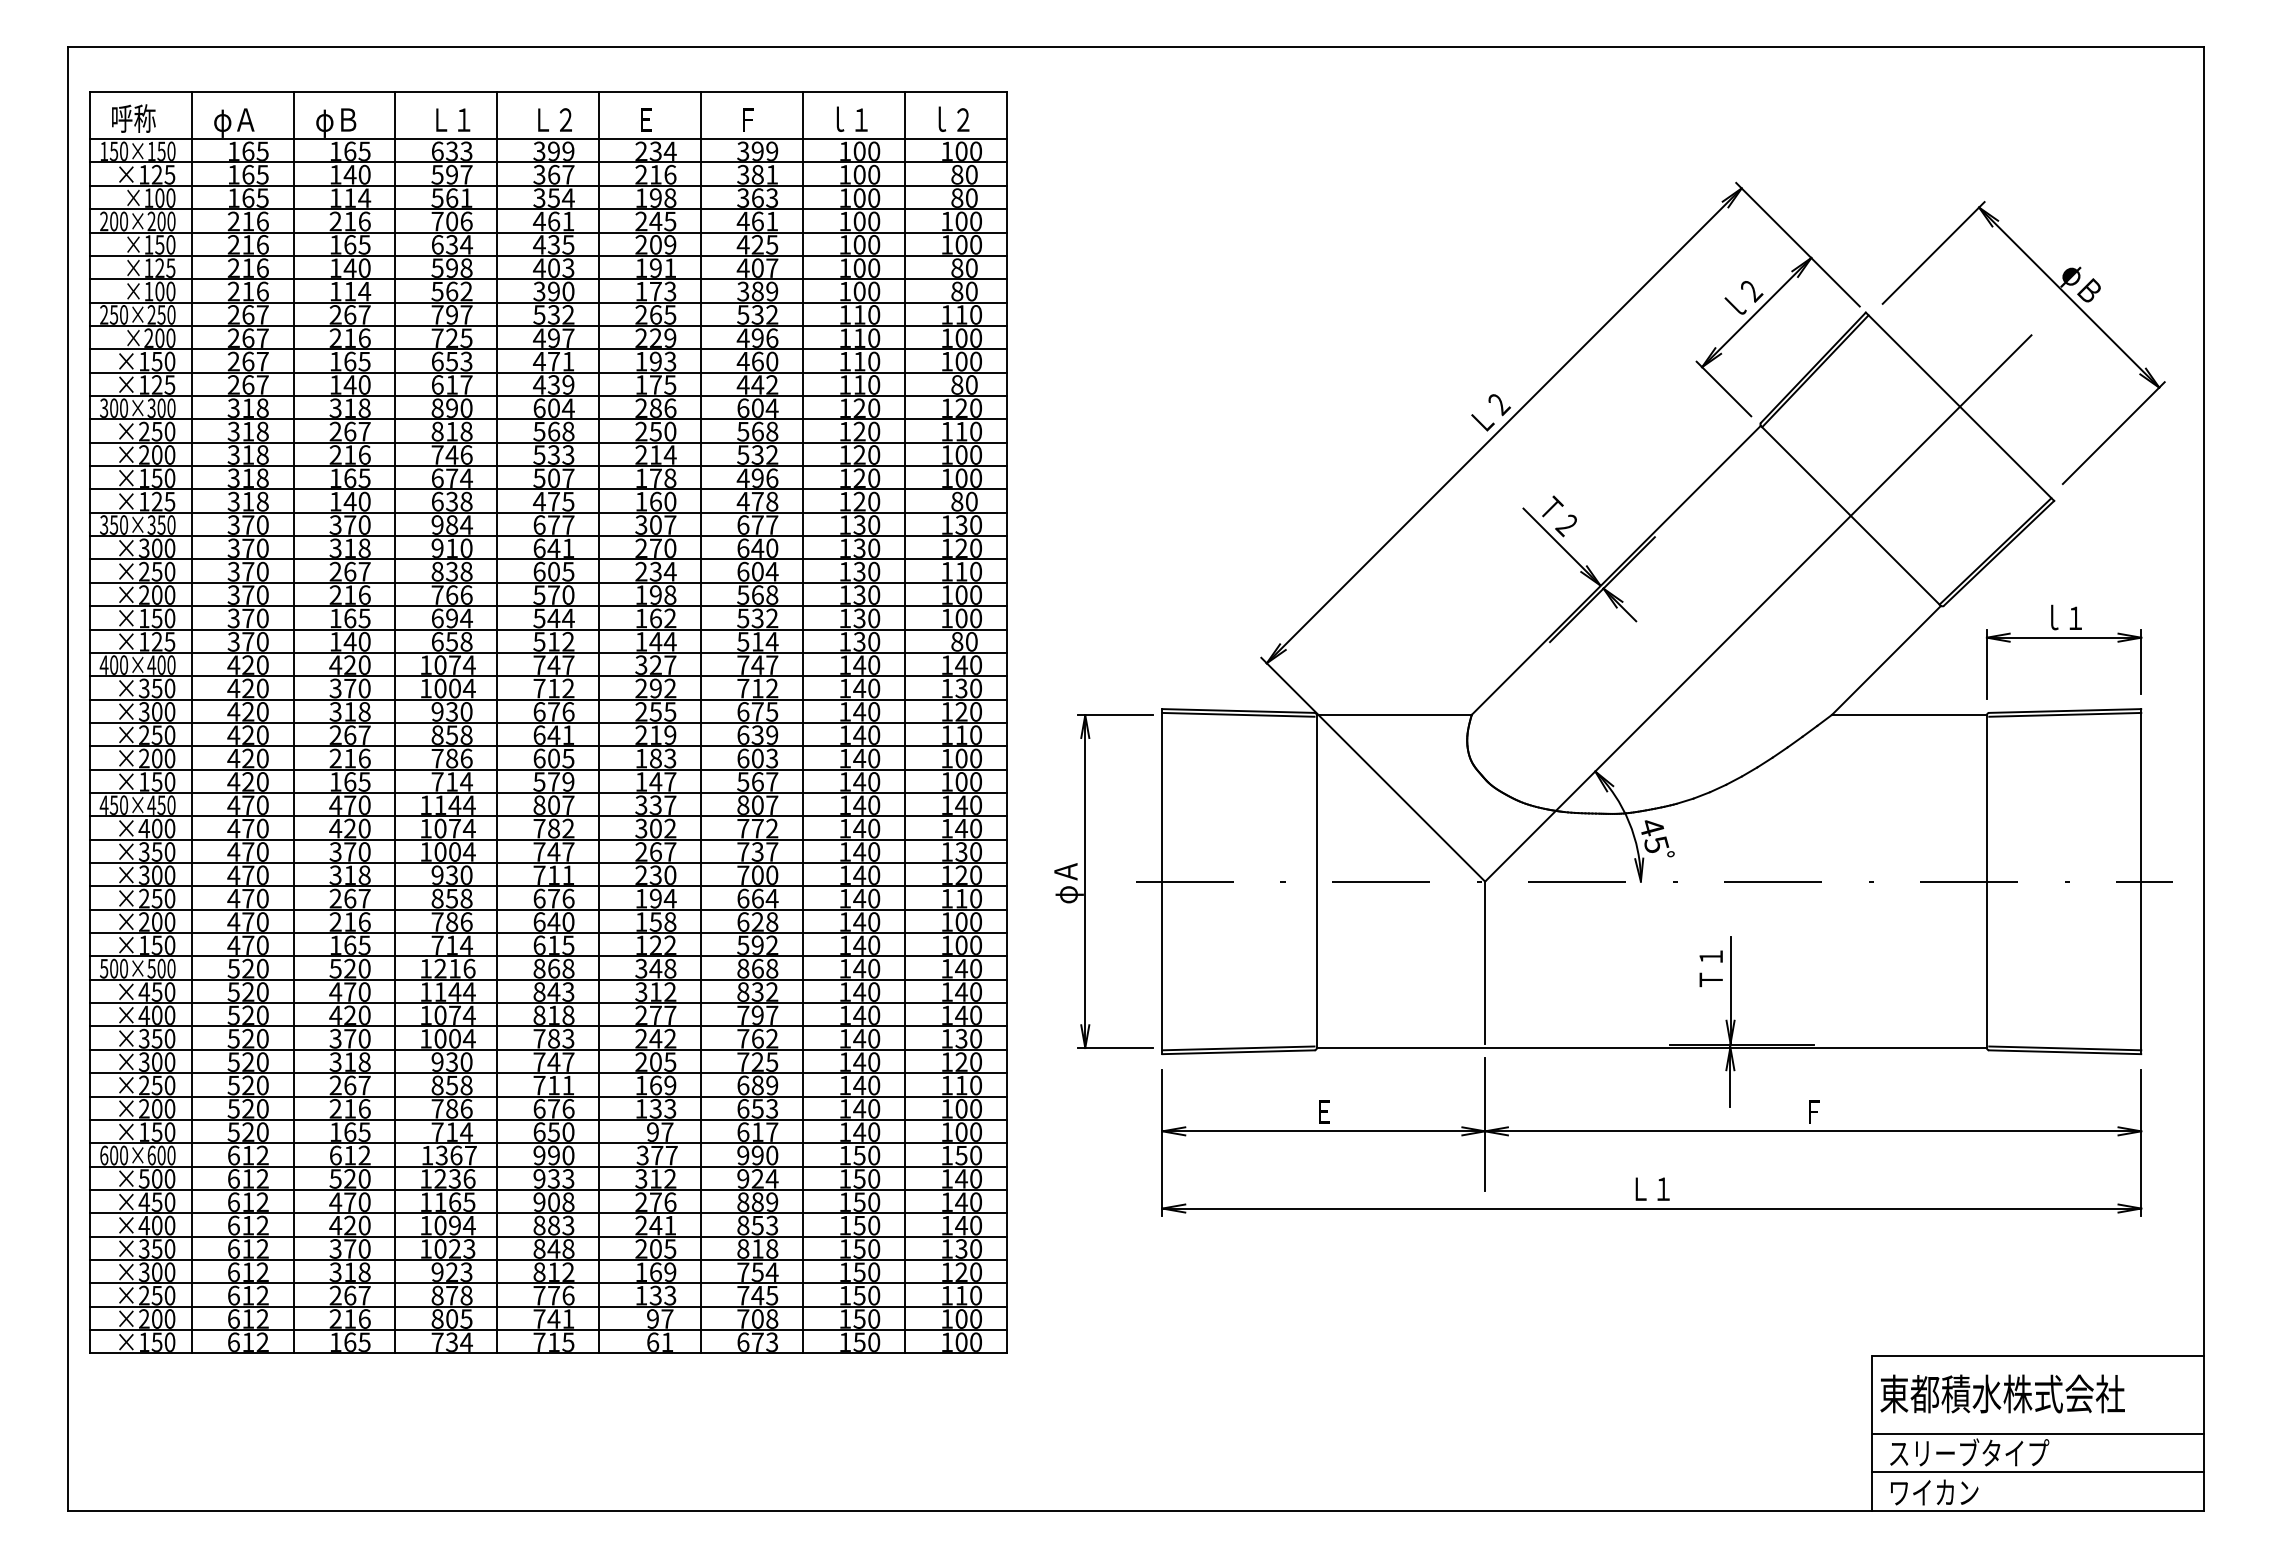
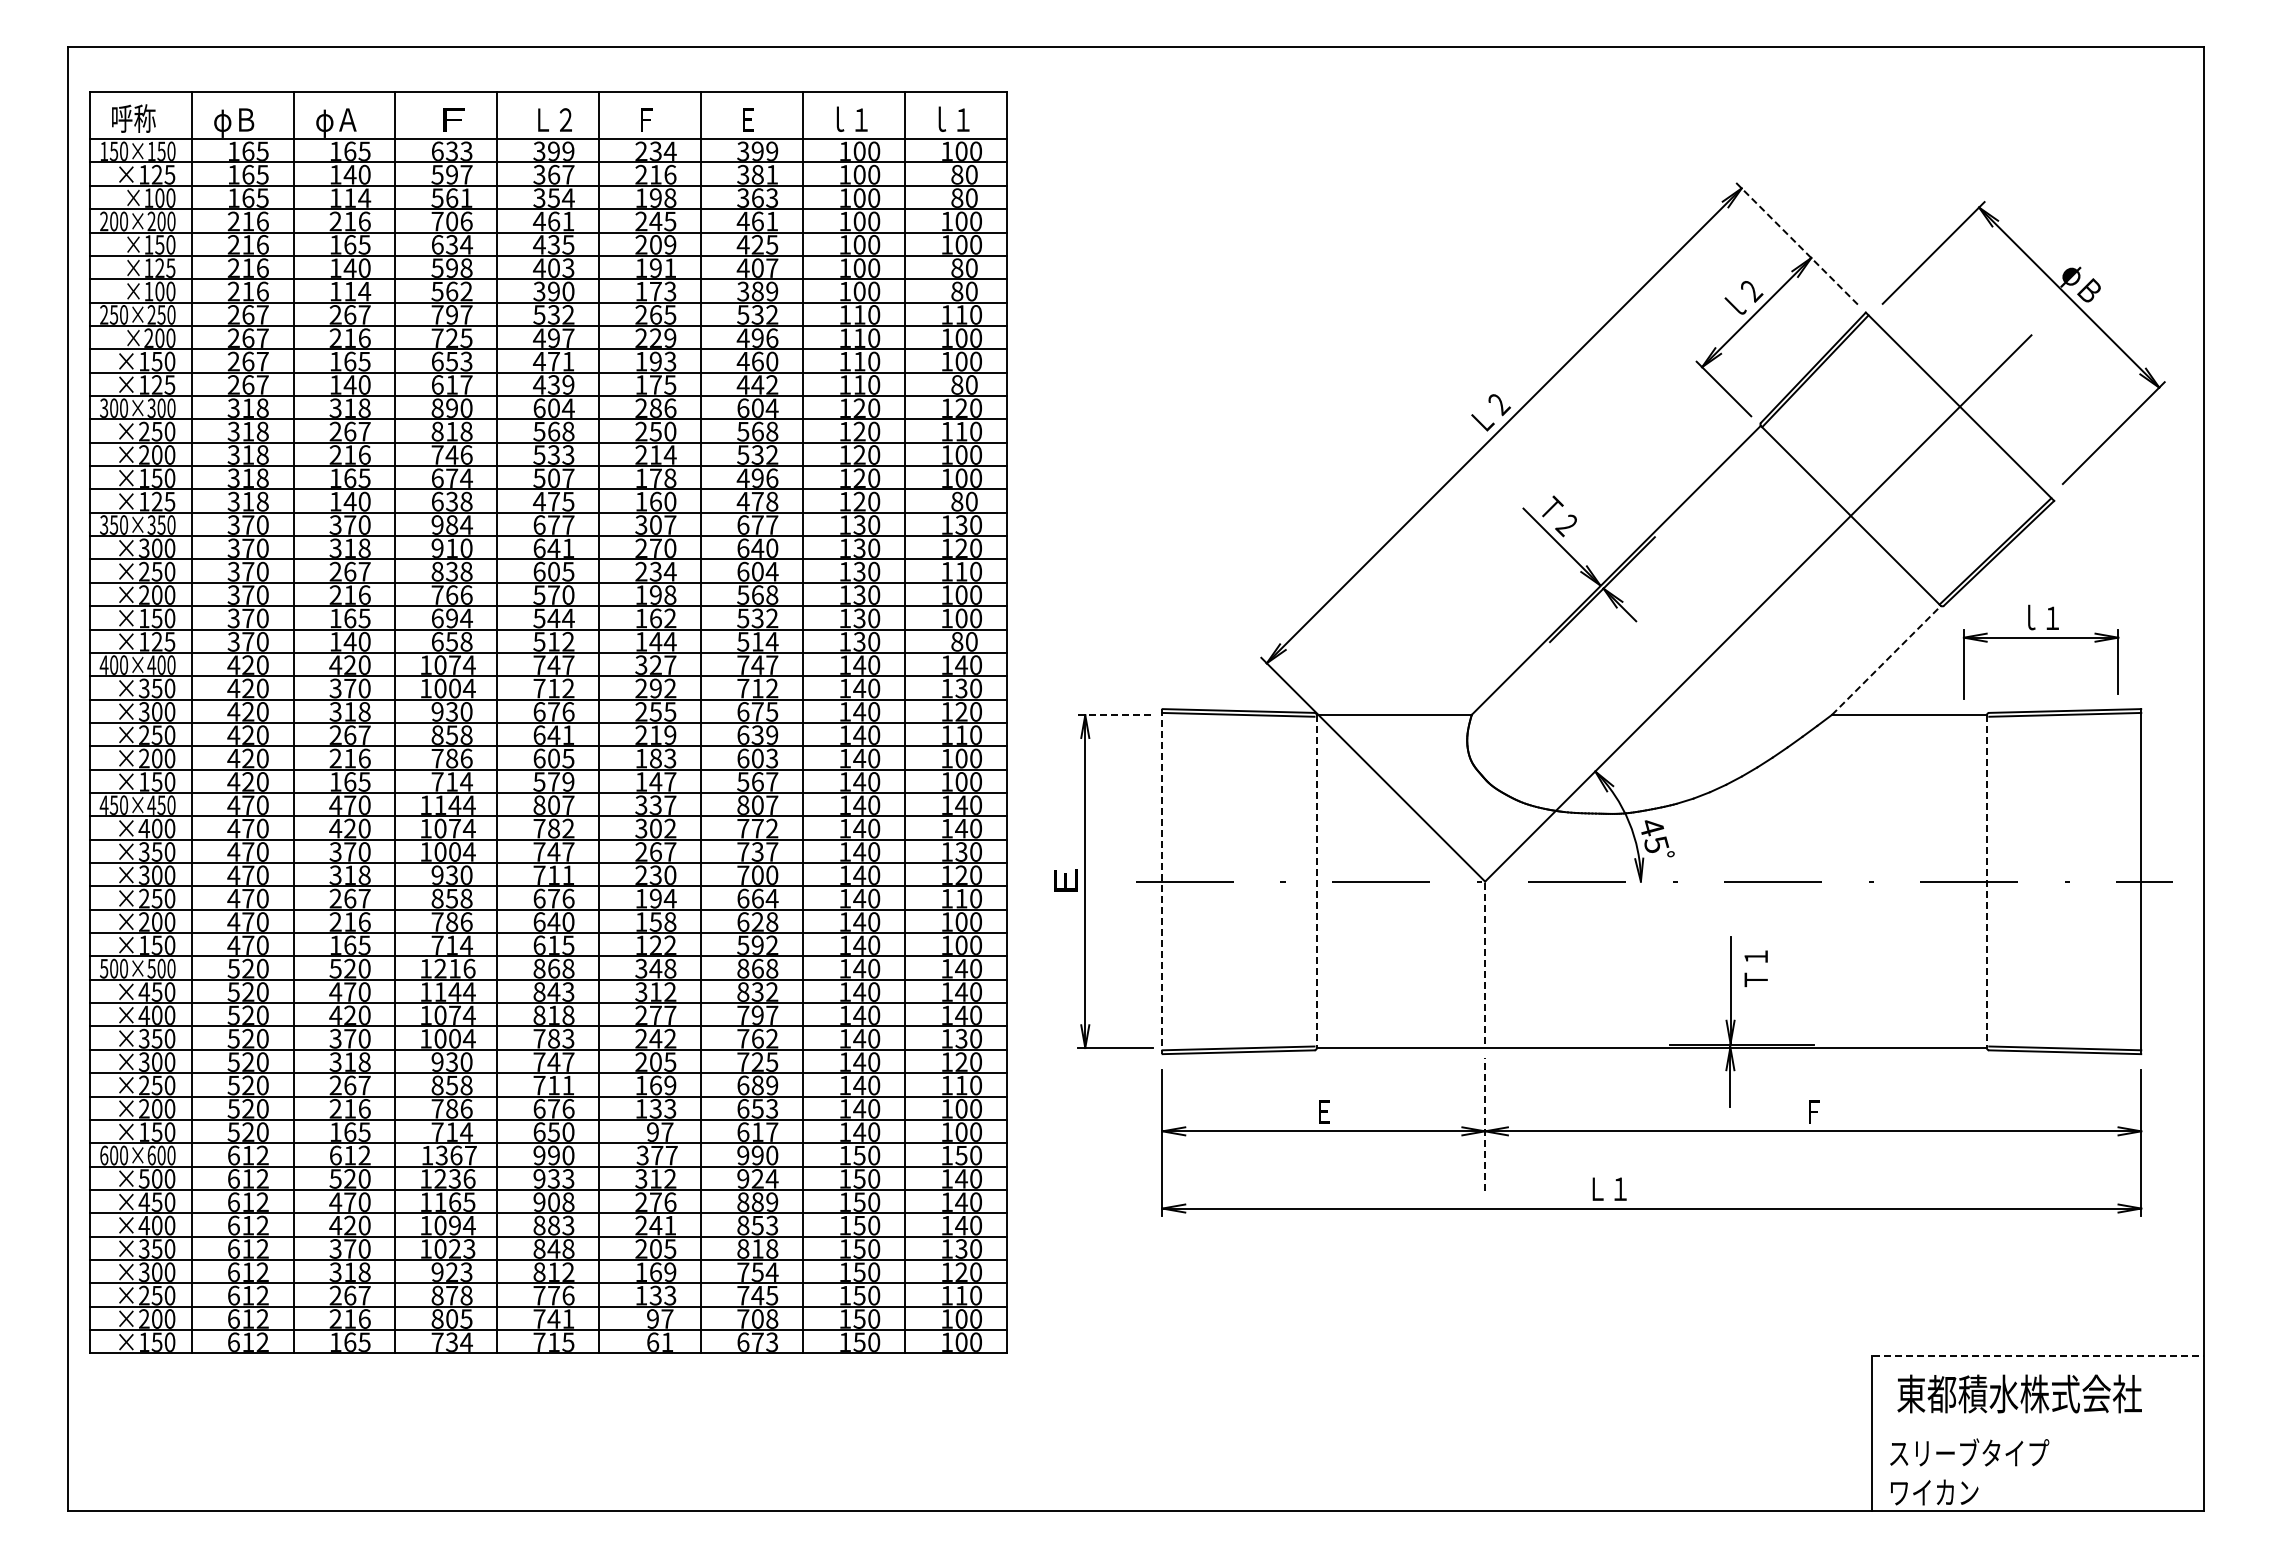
text: ｌ２ -> ｌ１ (962, 118)
text: φＡ -> φＢ (245, 119)
text: φＢ -> φＡ (347, 119)
text: Ｌ１ -> Ｆ (453, 119)
text: Ｅ -> Ｆ (647, 119)
text: Ｆ -> Ｅ (749, 124)
line: solid -> dashed (1798, 245)
part position: (2063, 638) -> (2040, 638) (2040, 638)
line: solid -> dashed (1886, 660)
line: solid -> dashed (1115, 715)
line: solid -> dashed (1162, 881)
line: solid -> dashed (1316, 882)
line: solid -> dashed (1986, 882)
text: φＡ -> Ｅ (1068, 883)
line: solid -> dashed (1485, 962)
text position: (1710, 968) -> (1755, 968) (1755, 968)
line: solid -> dashed (1485, 1124)
text position: (1652, 1188) -> (1609, 1188) (1609, 1188)
line: solid -> dashed (2038, 1356)
text position: (2002, 1393) -> (2019, 1393) (2019, 1393)
line: present -> none (2037, 1433)
line: present -> none (2037, 1472)
